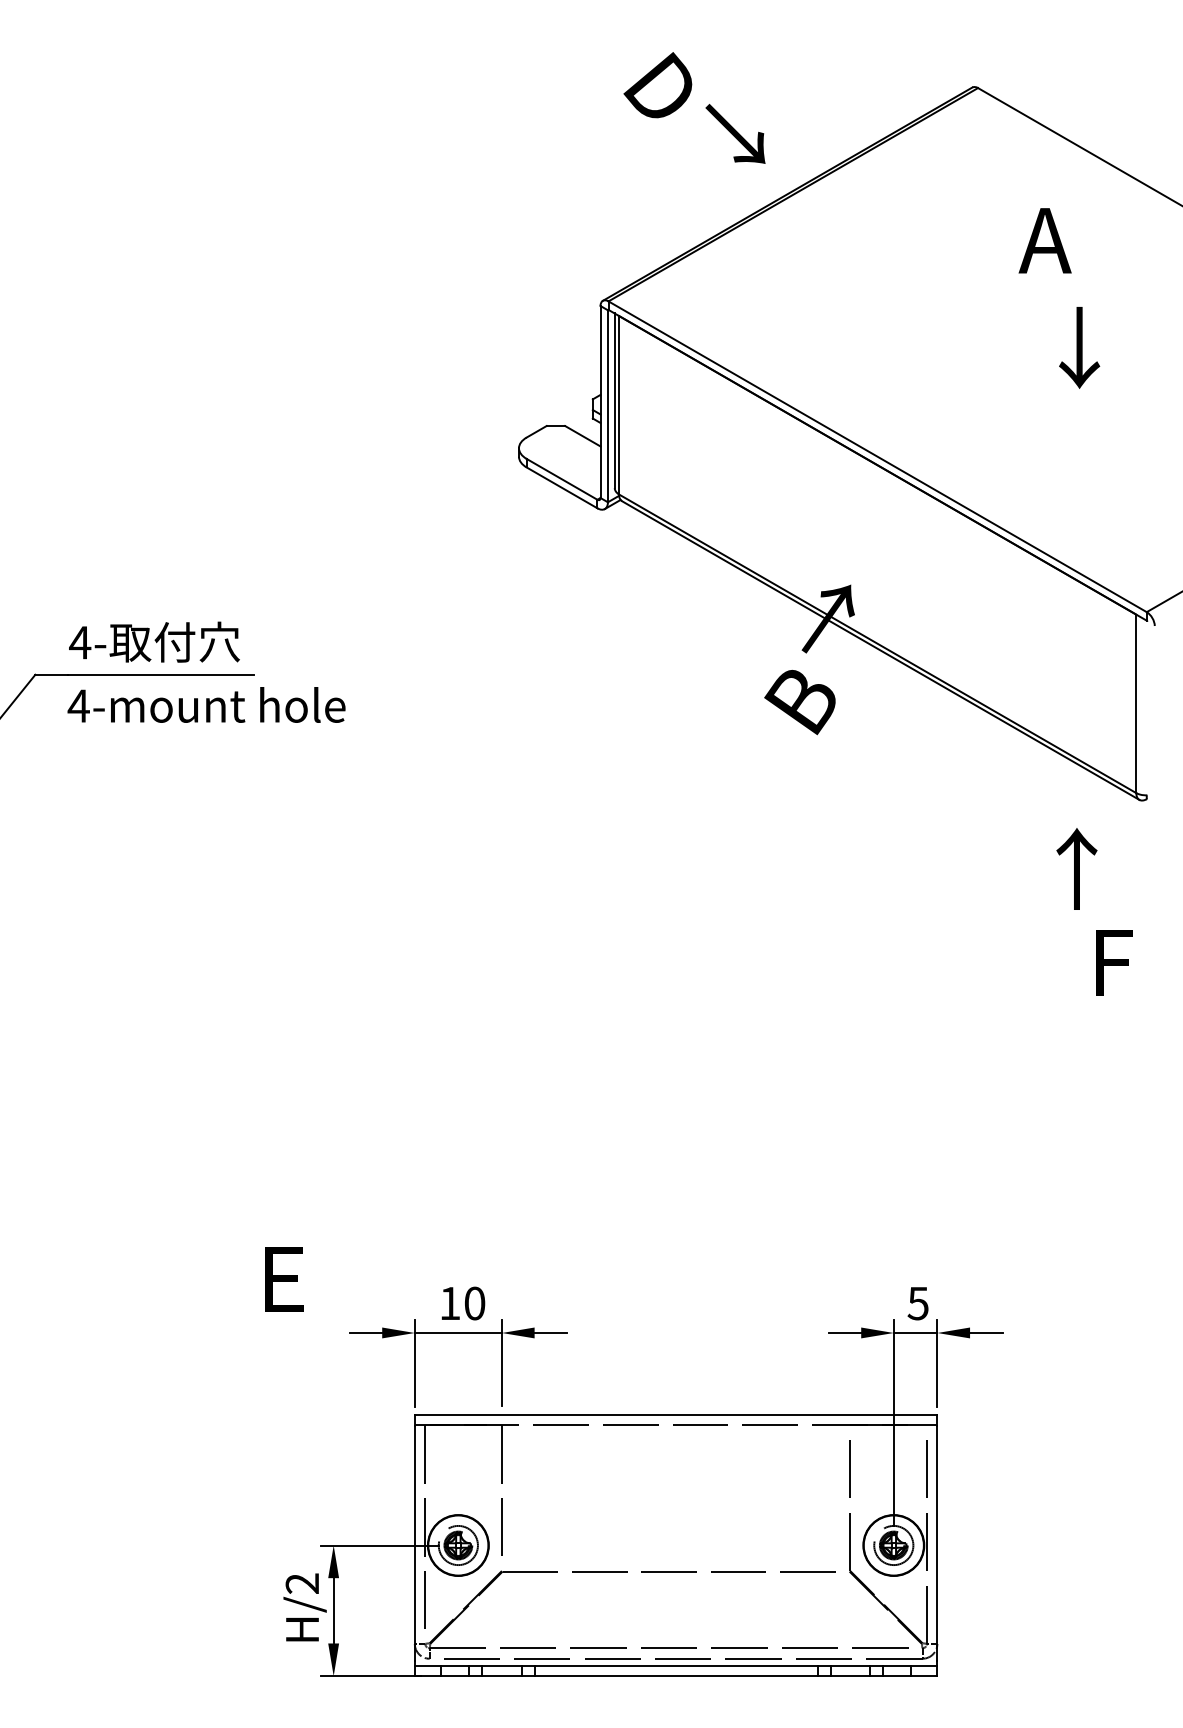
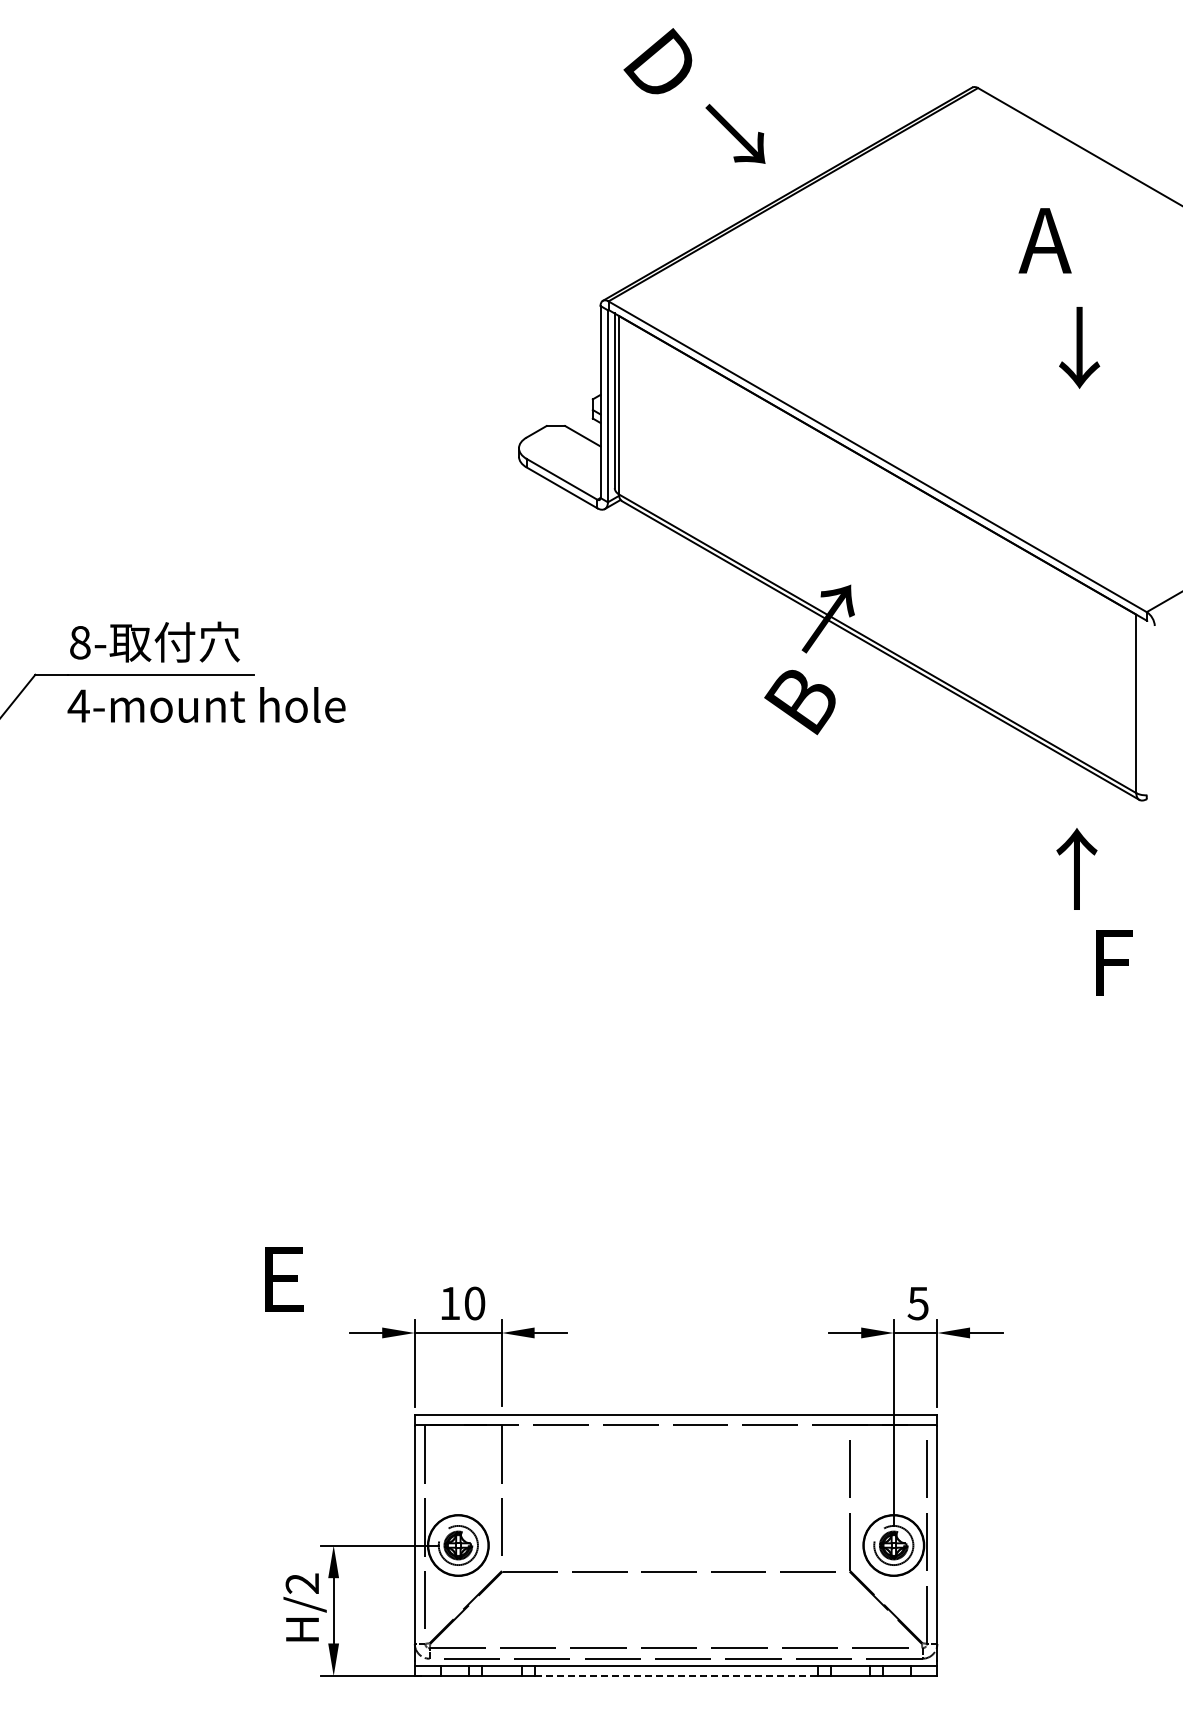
text position: (657, 85) -> (657, 61) (657, 61)
text: 4- -> 8- (80, 642)
line: solid -> dashed (676, 1676)
